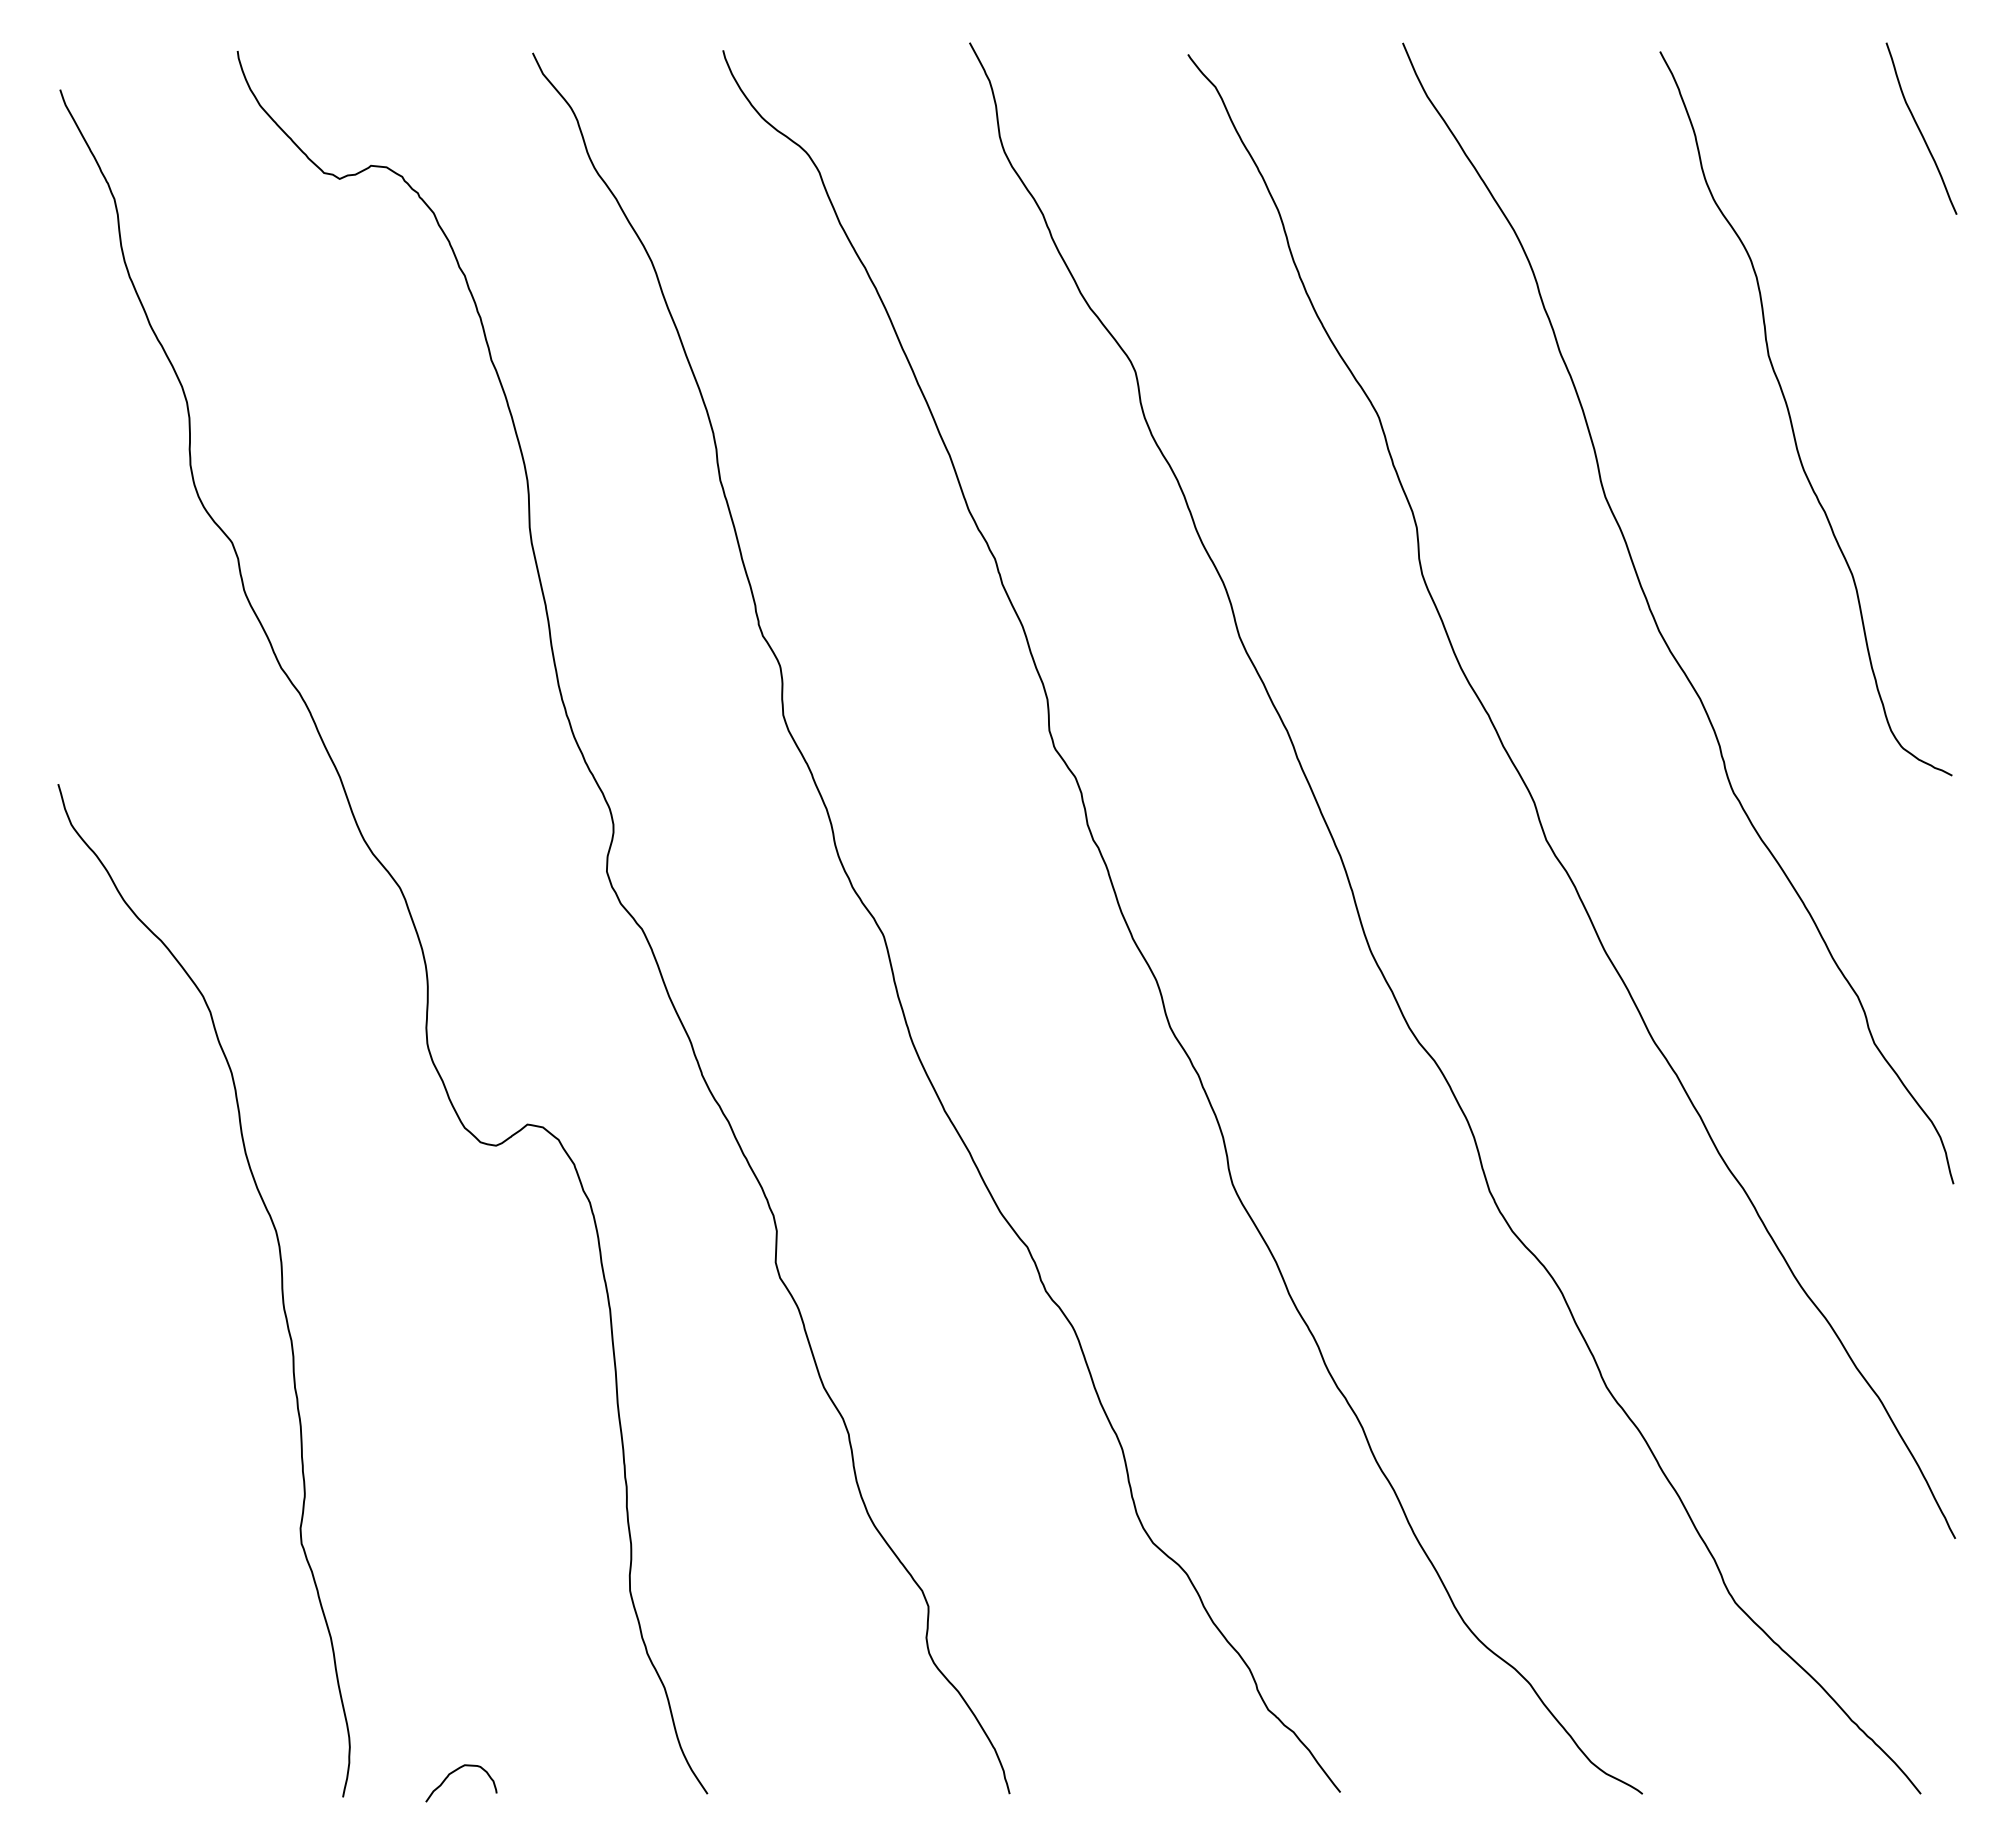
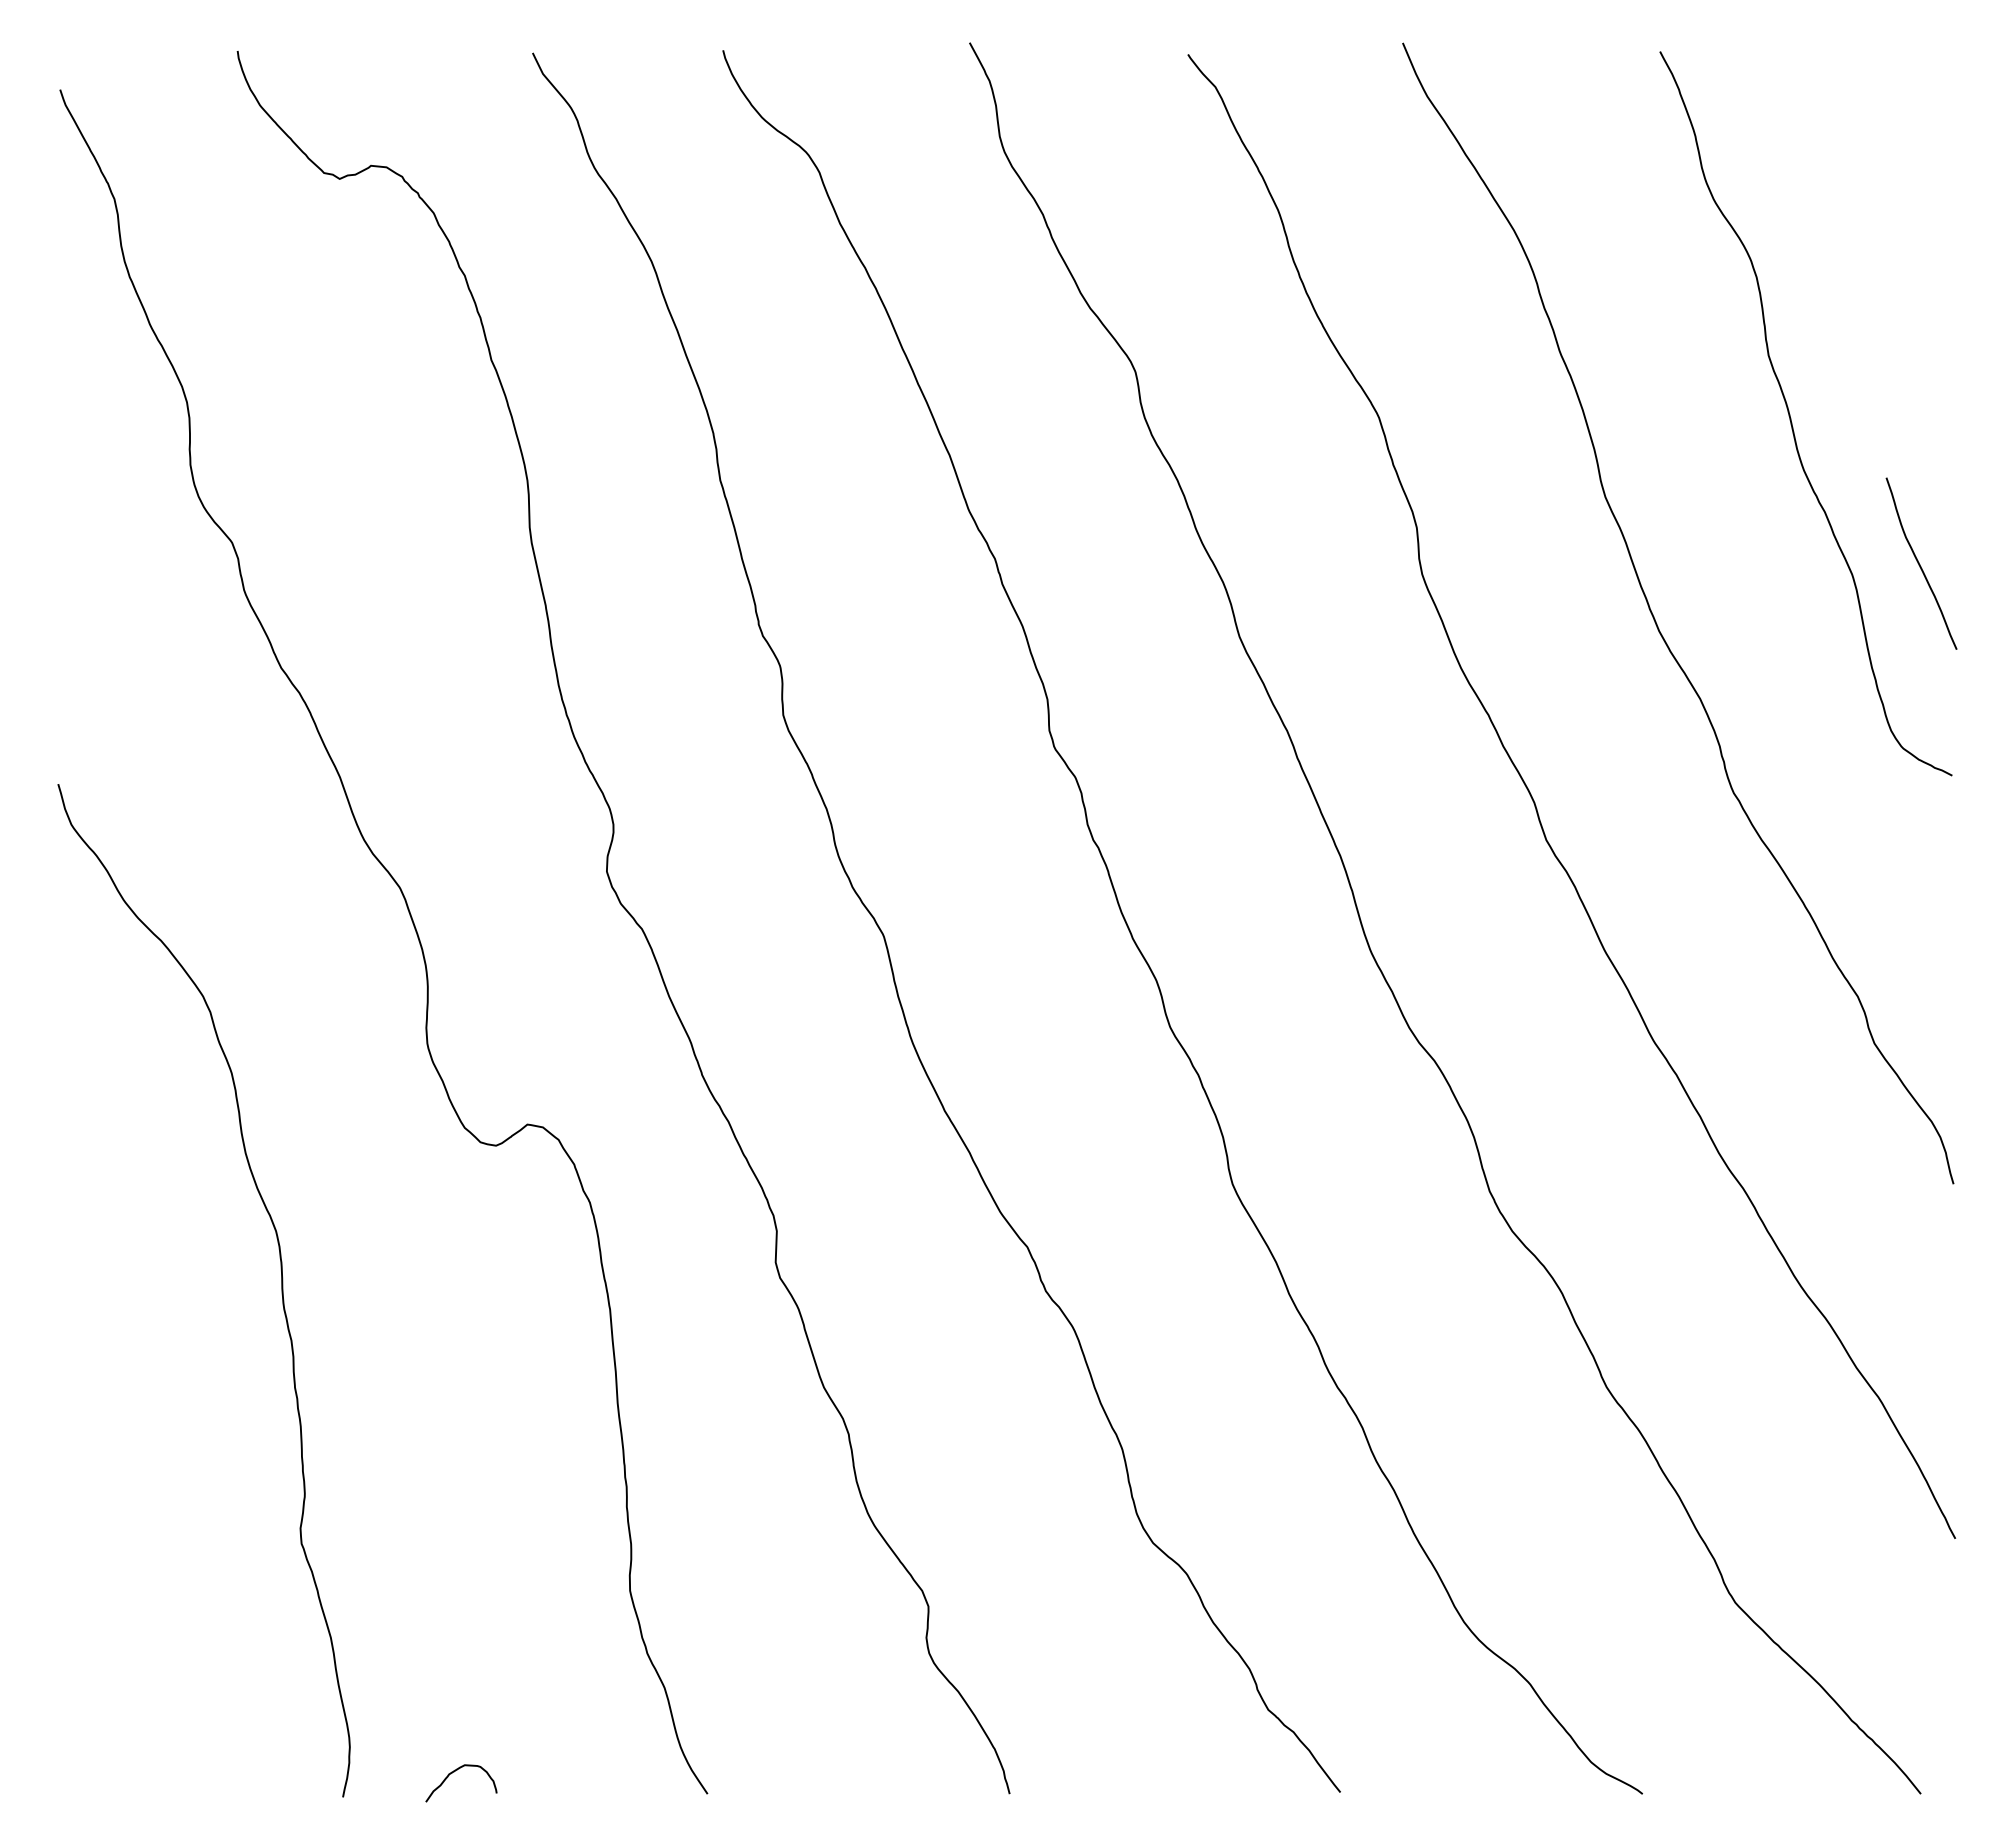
curve position: (1920, 129) -> (1920, 564) (1920, 564)
